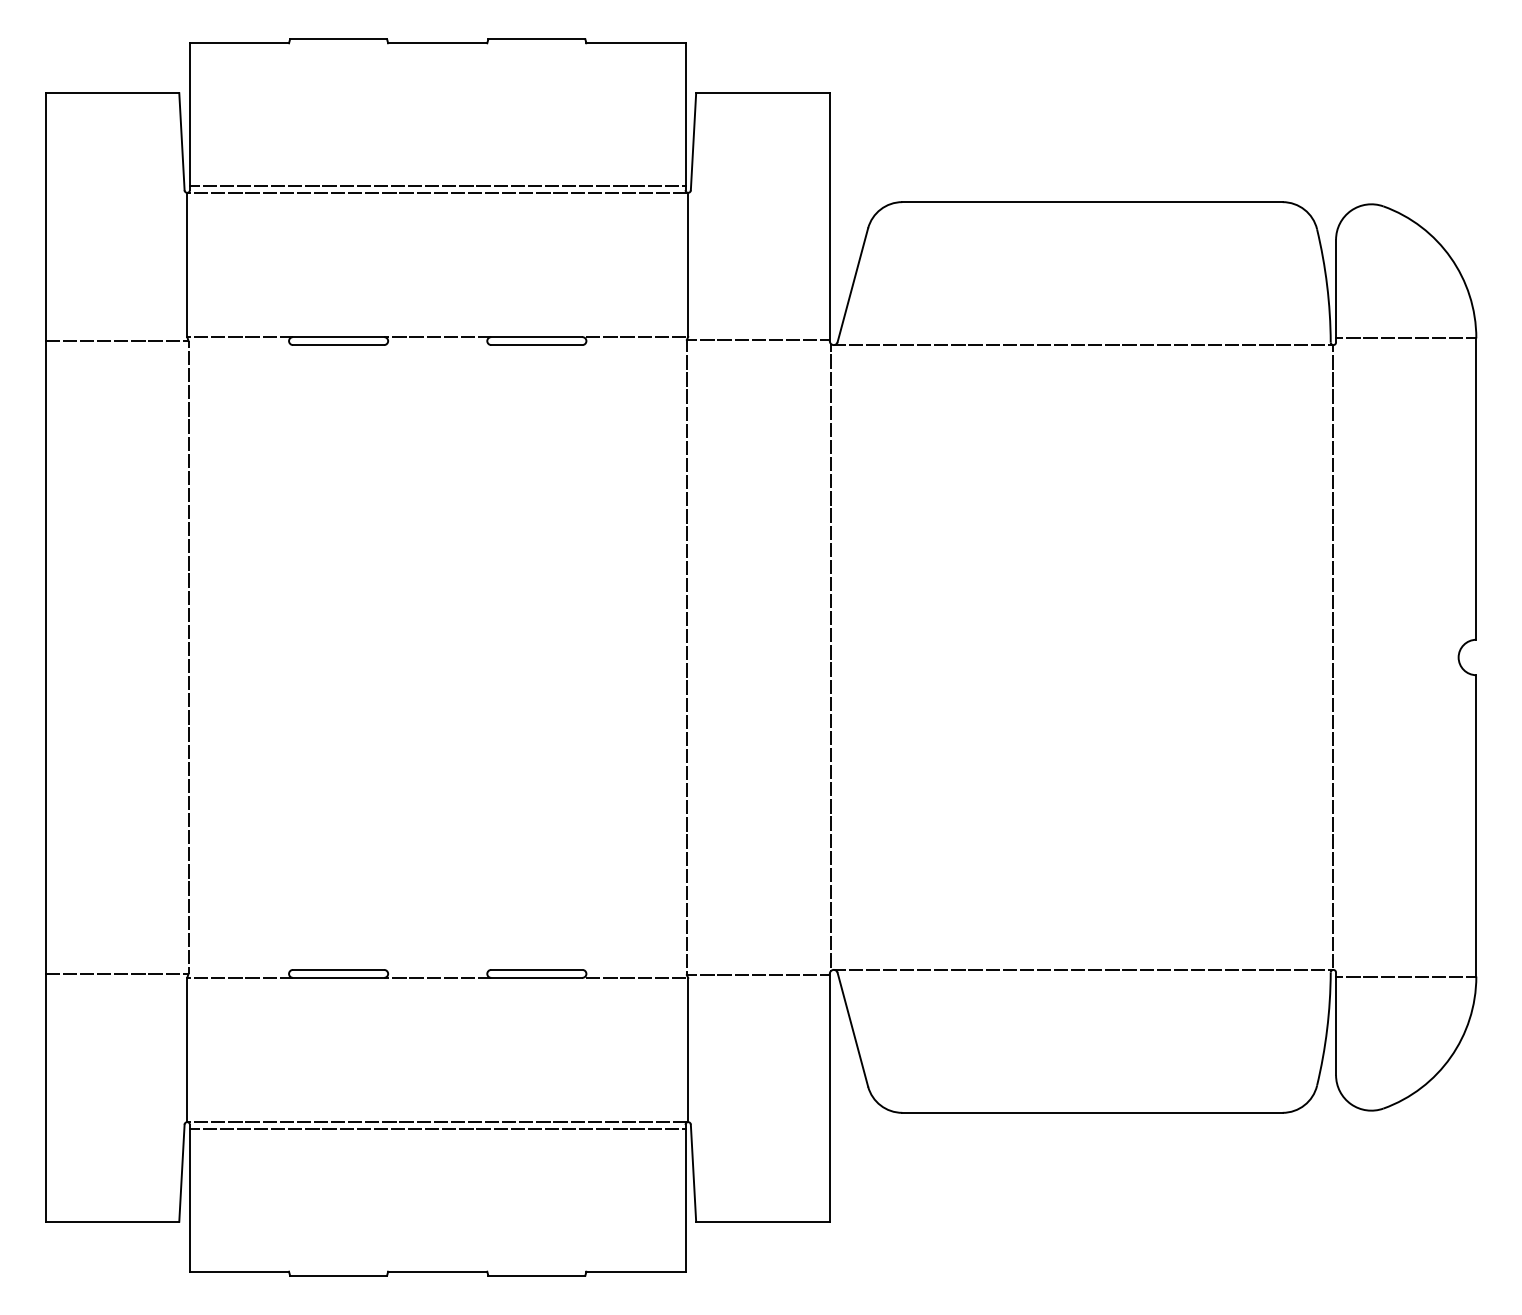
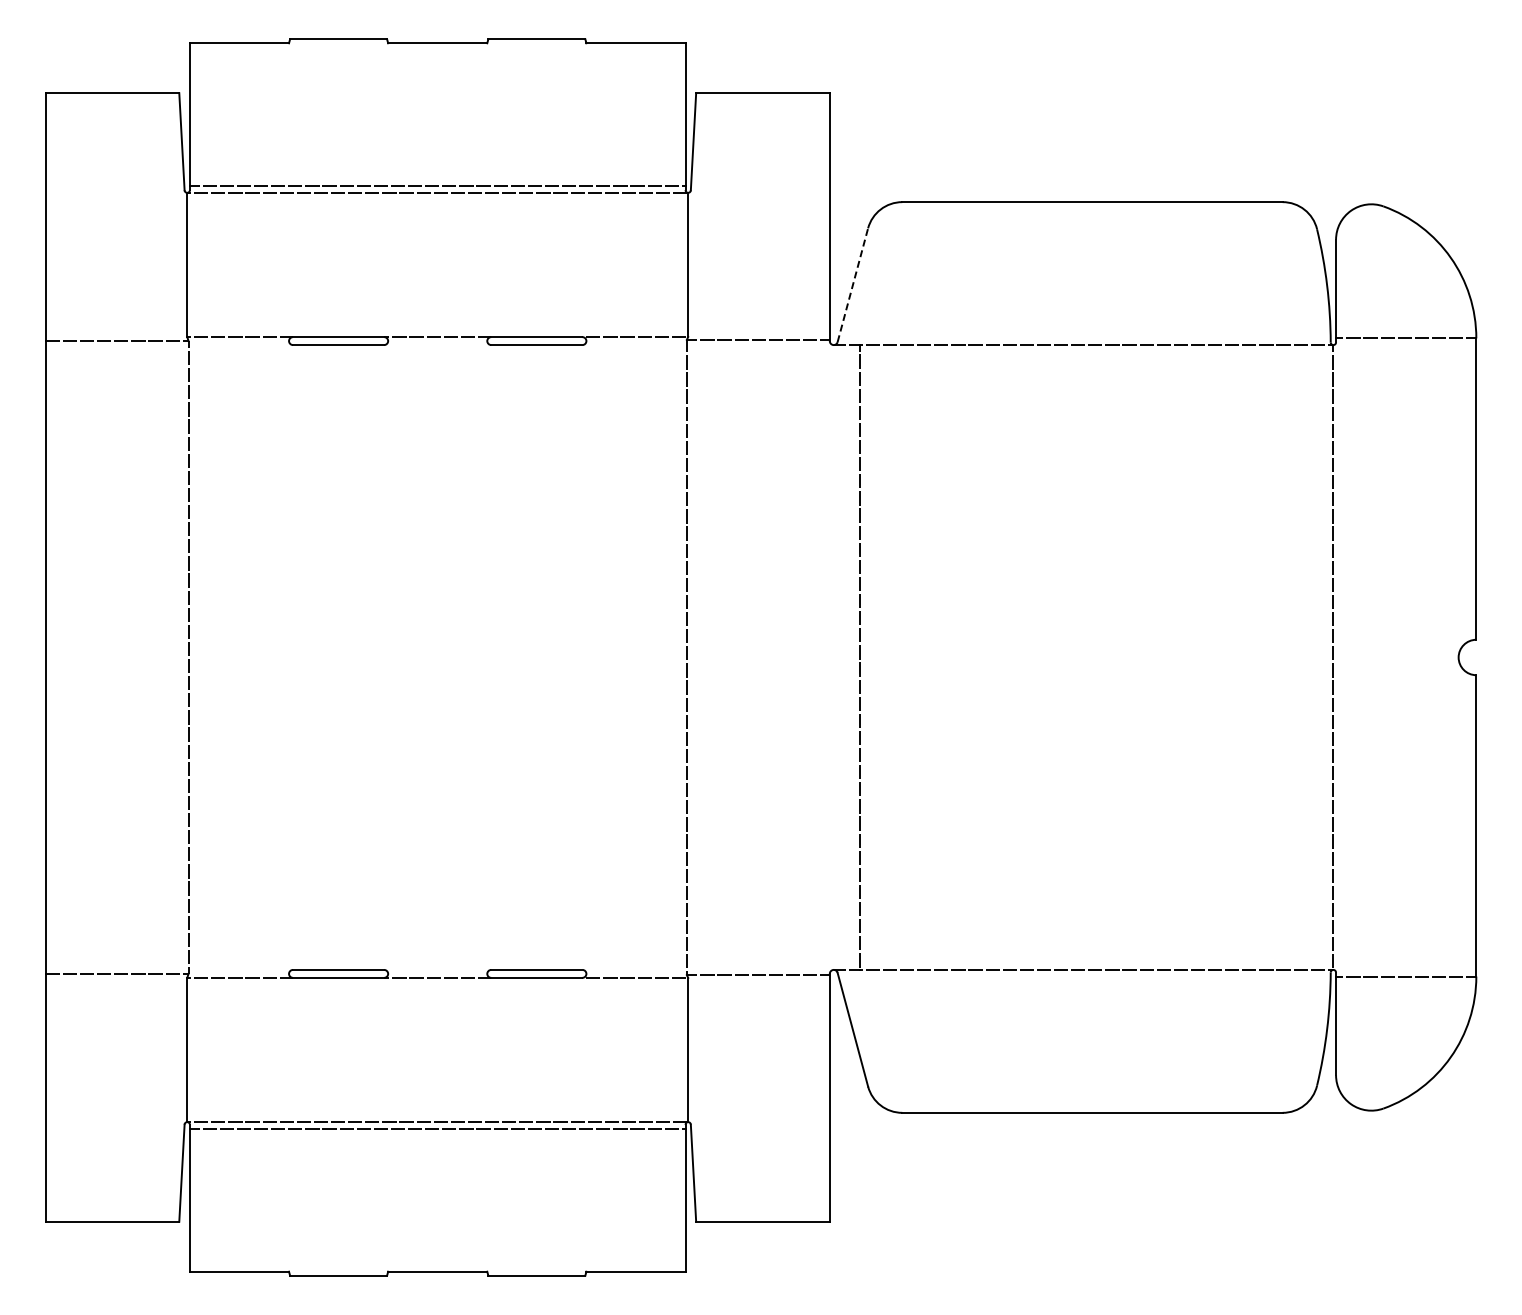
line: solid -> dashed (852, 285)
line position: (831, 657) -> (860, 657) (860, 657)
